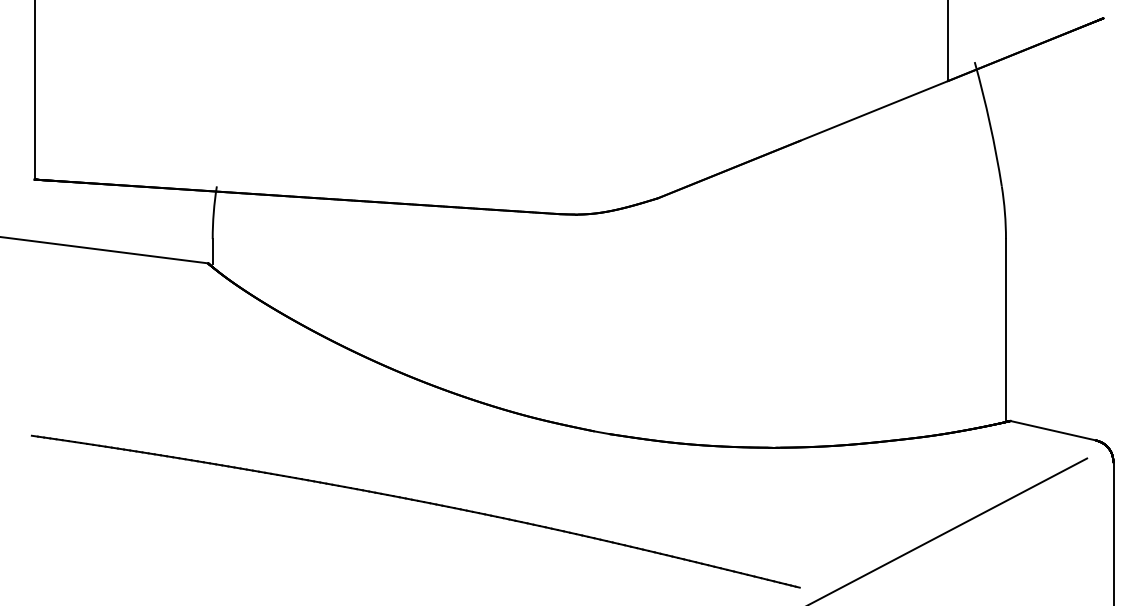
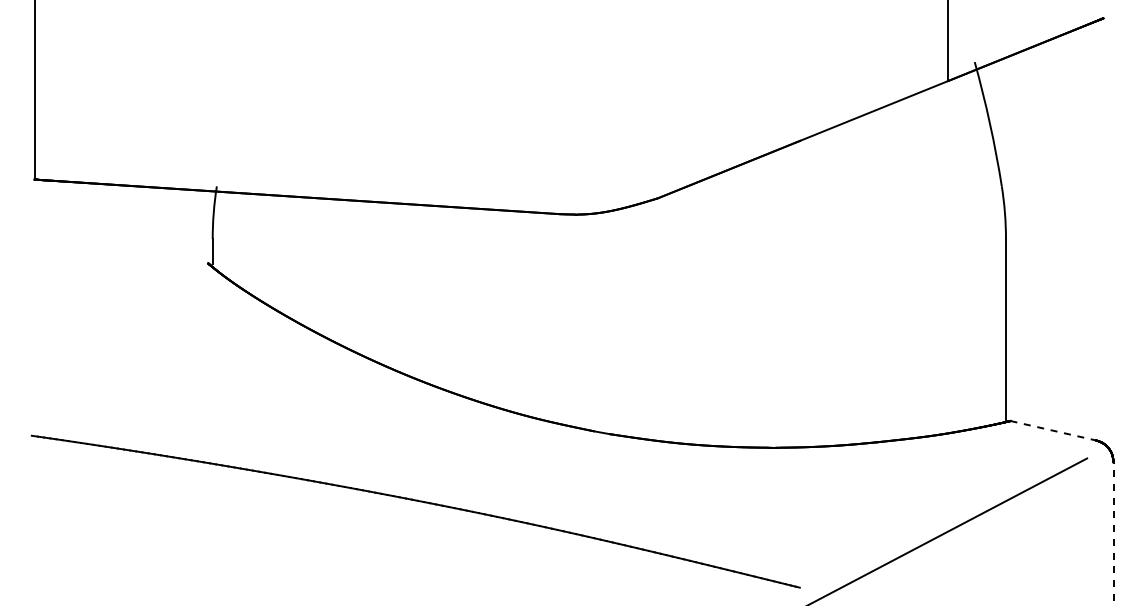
line: present -> none (105, 250)
line: solid -> dashed (1053, 430)
line: solid -> dashed (1113, 533)
